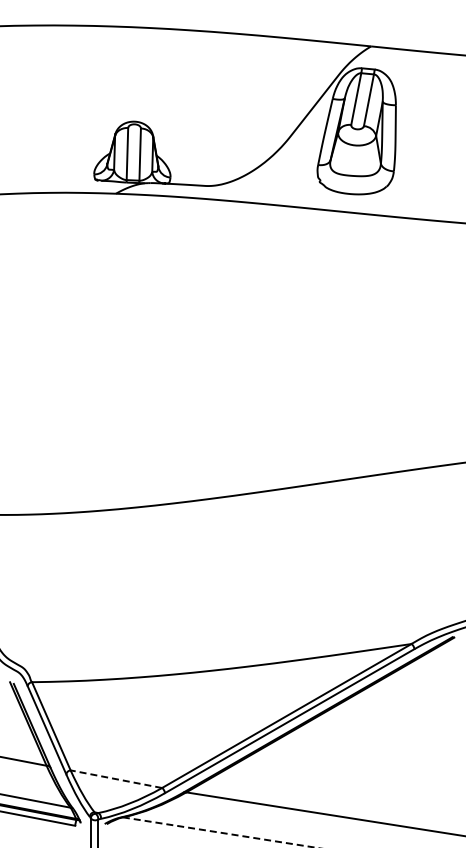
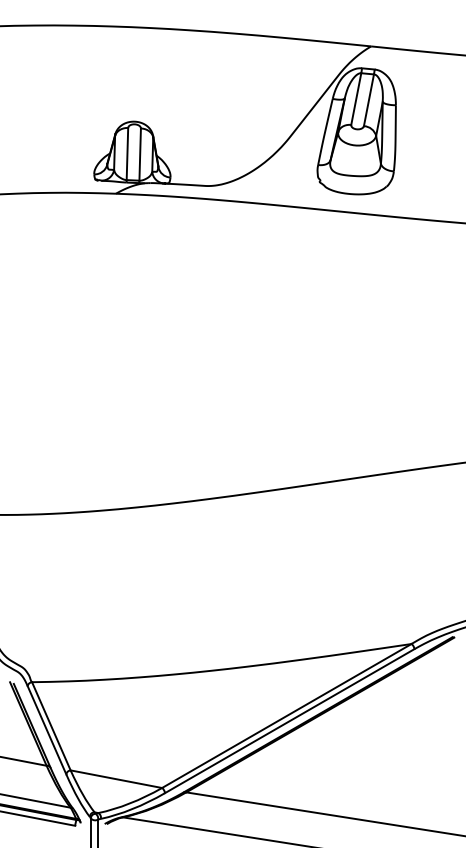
line: dashed -> solid (116, 779)
line: dashed -> solid (220, 832)
